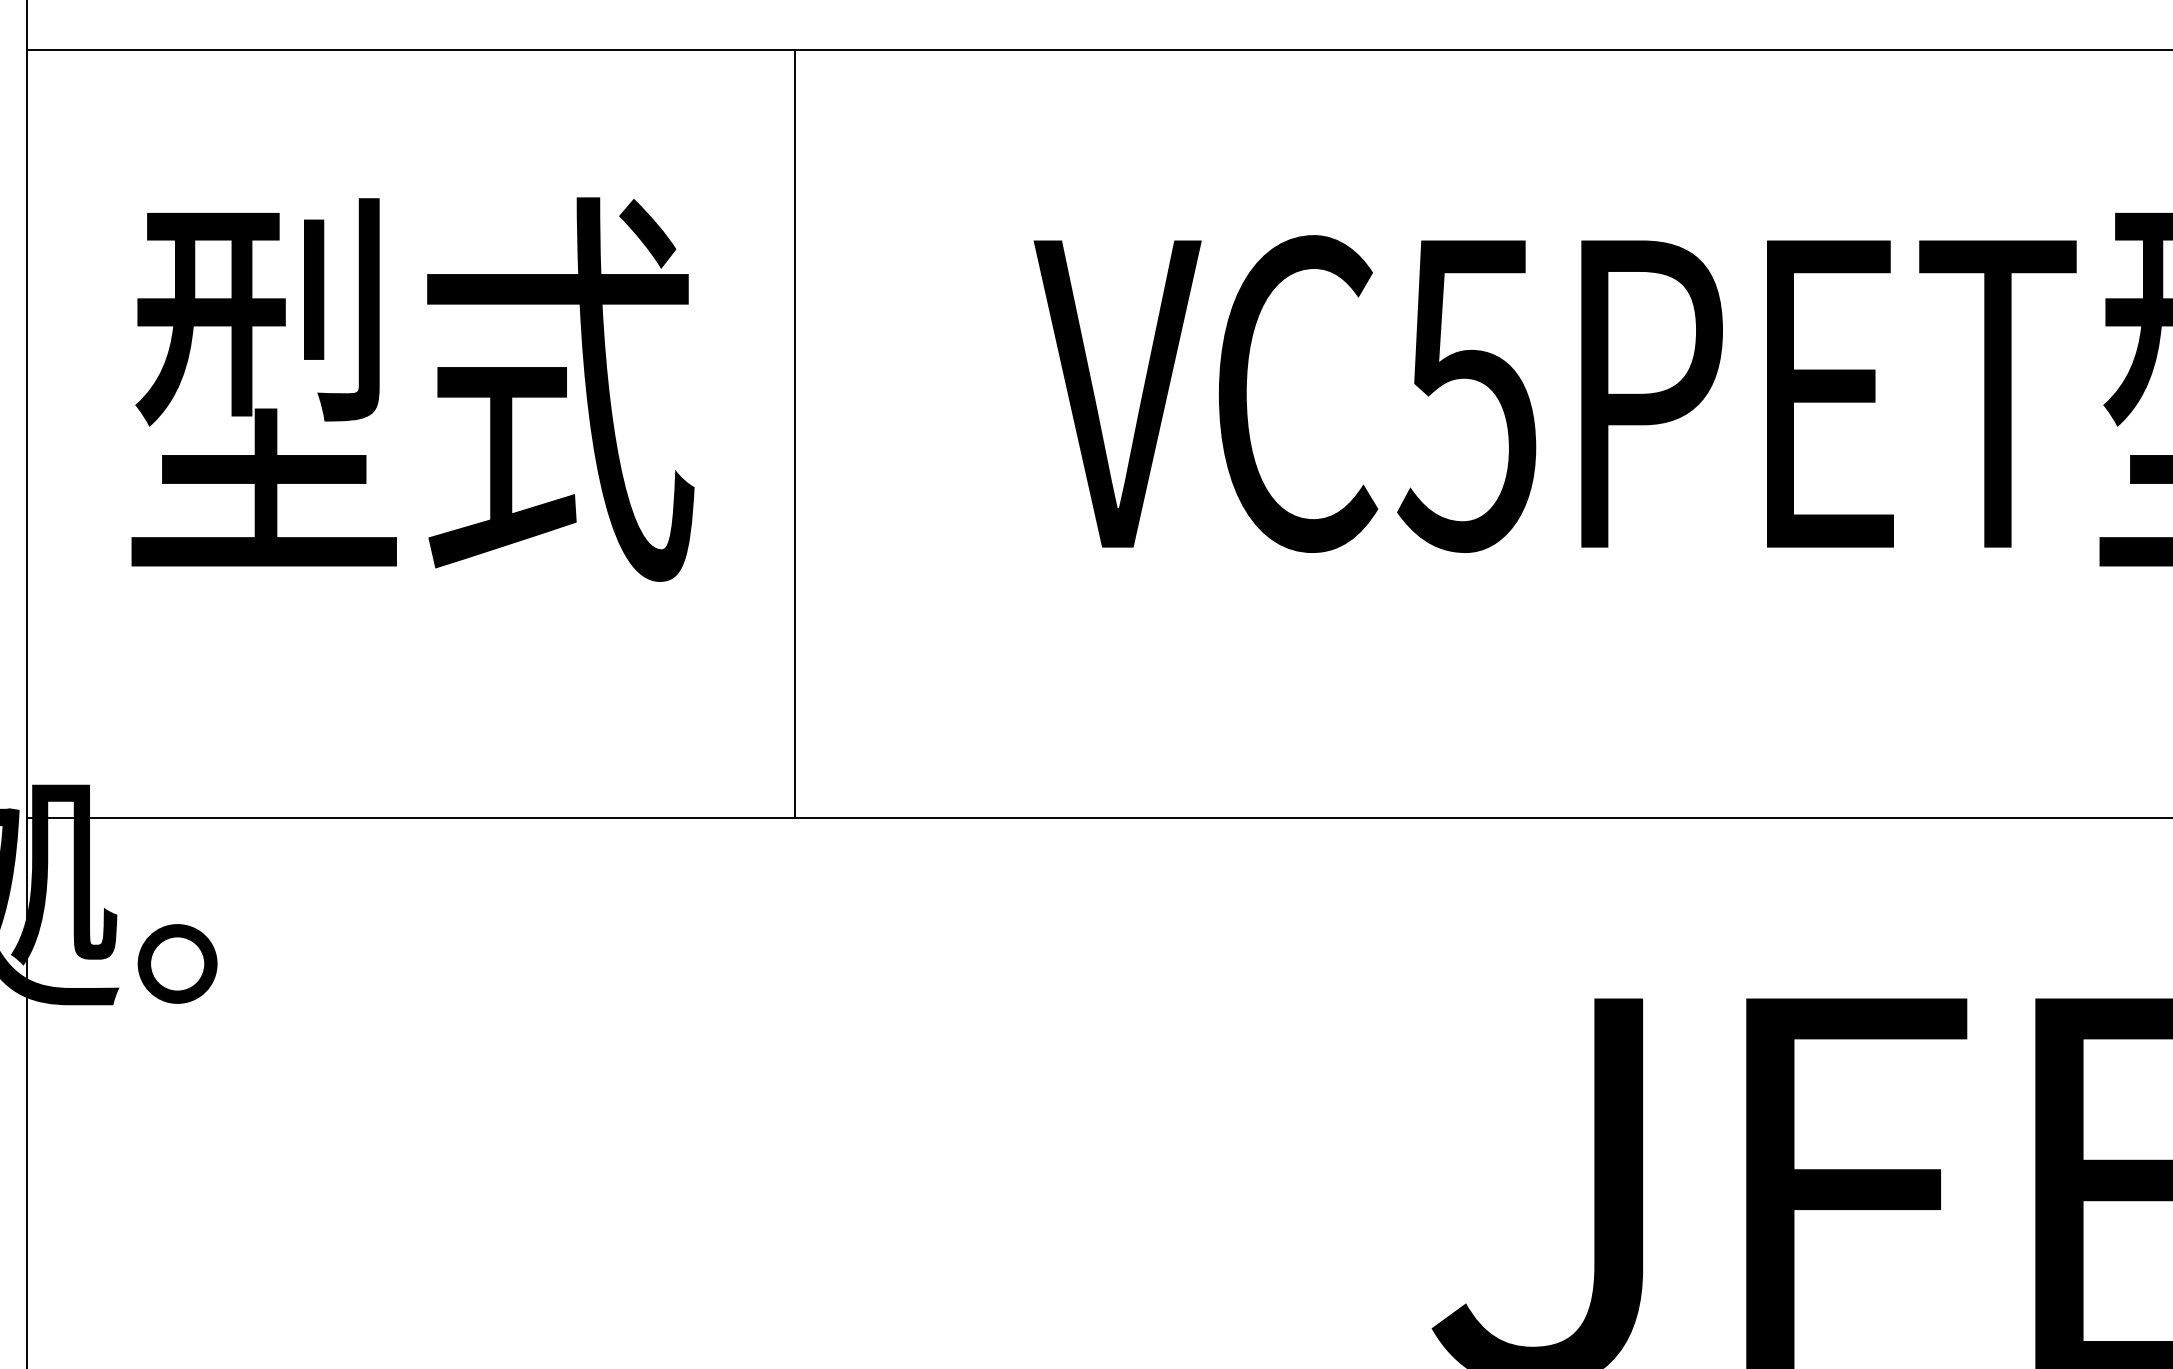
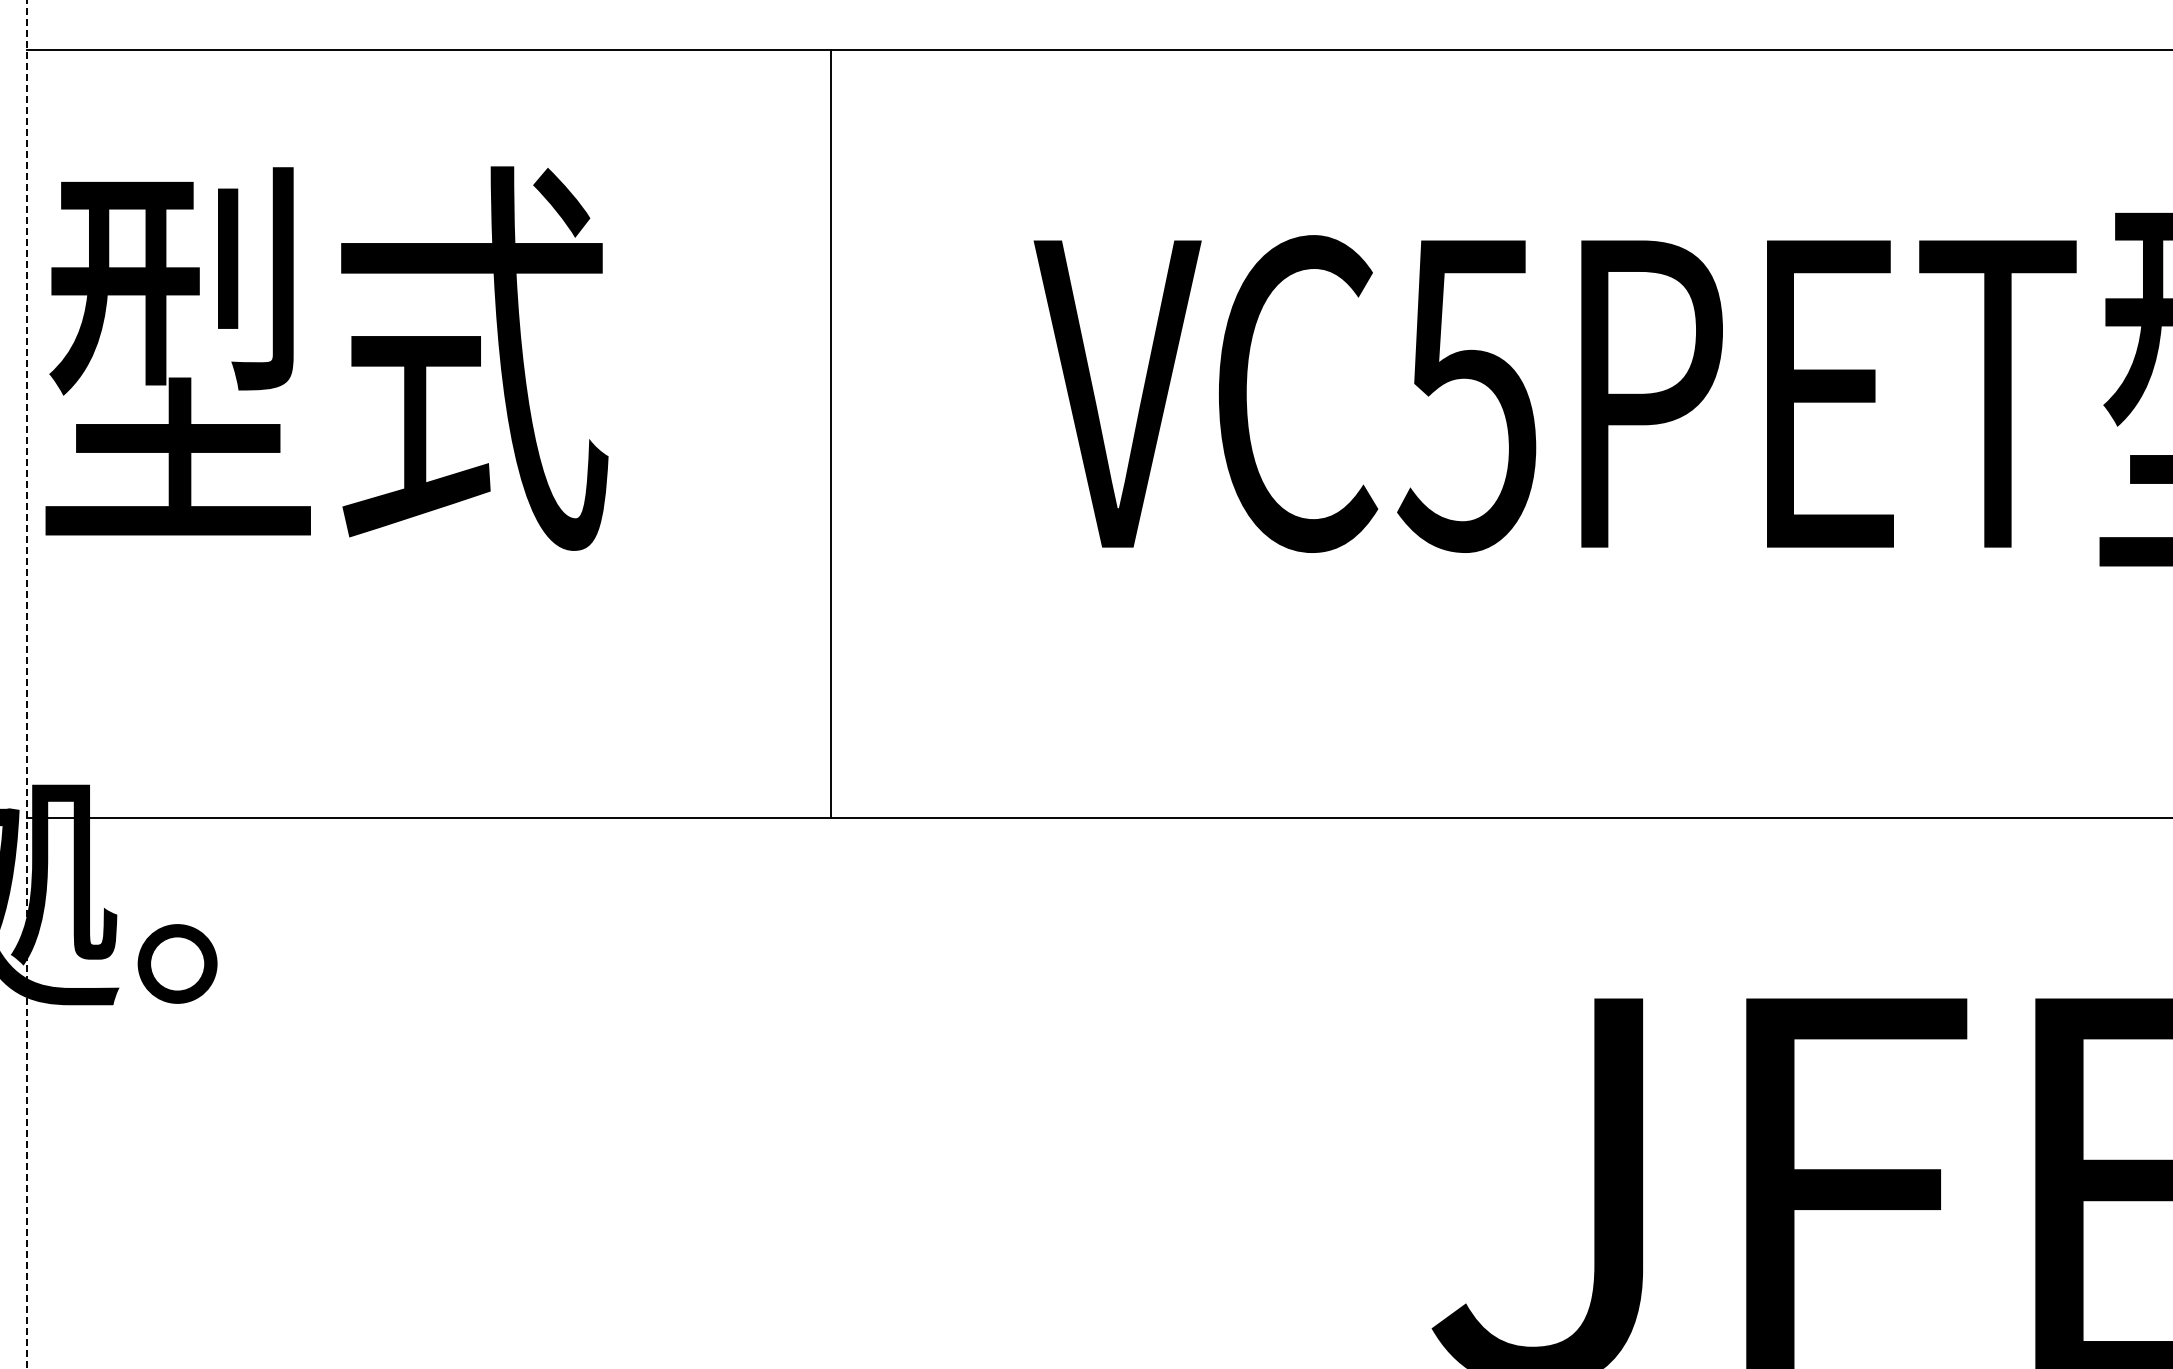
text position: (412, 389) -> (326, 358) (326, 358)
line position: (794, 433) -> (830, 433) (830, 433)
line: solid -> dashed (27, 684)
